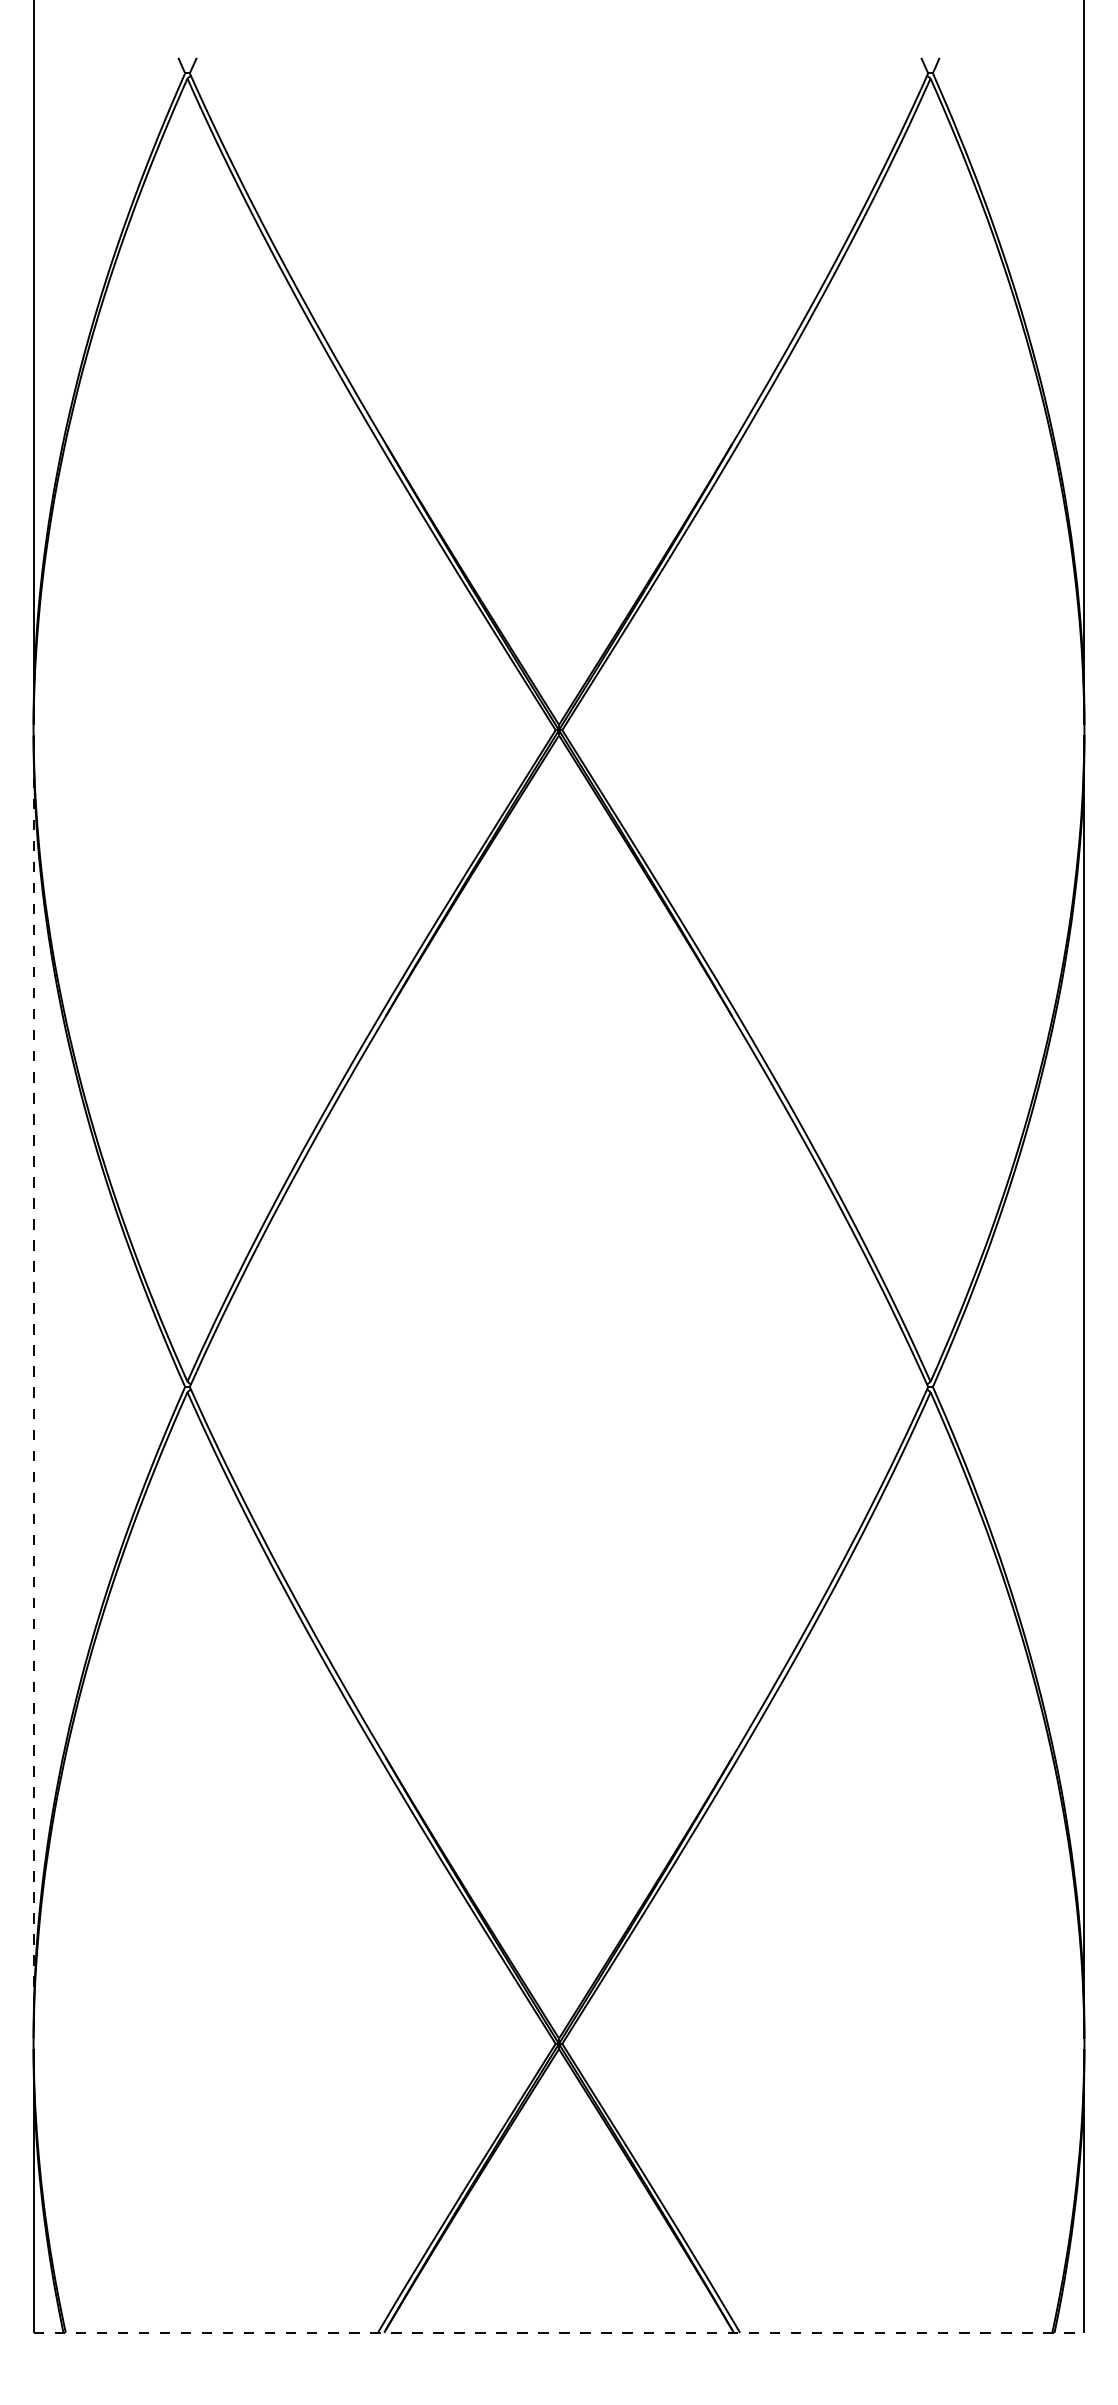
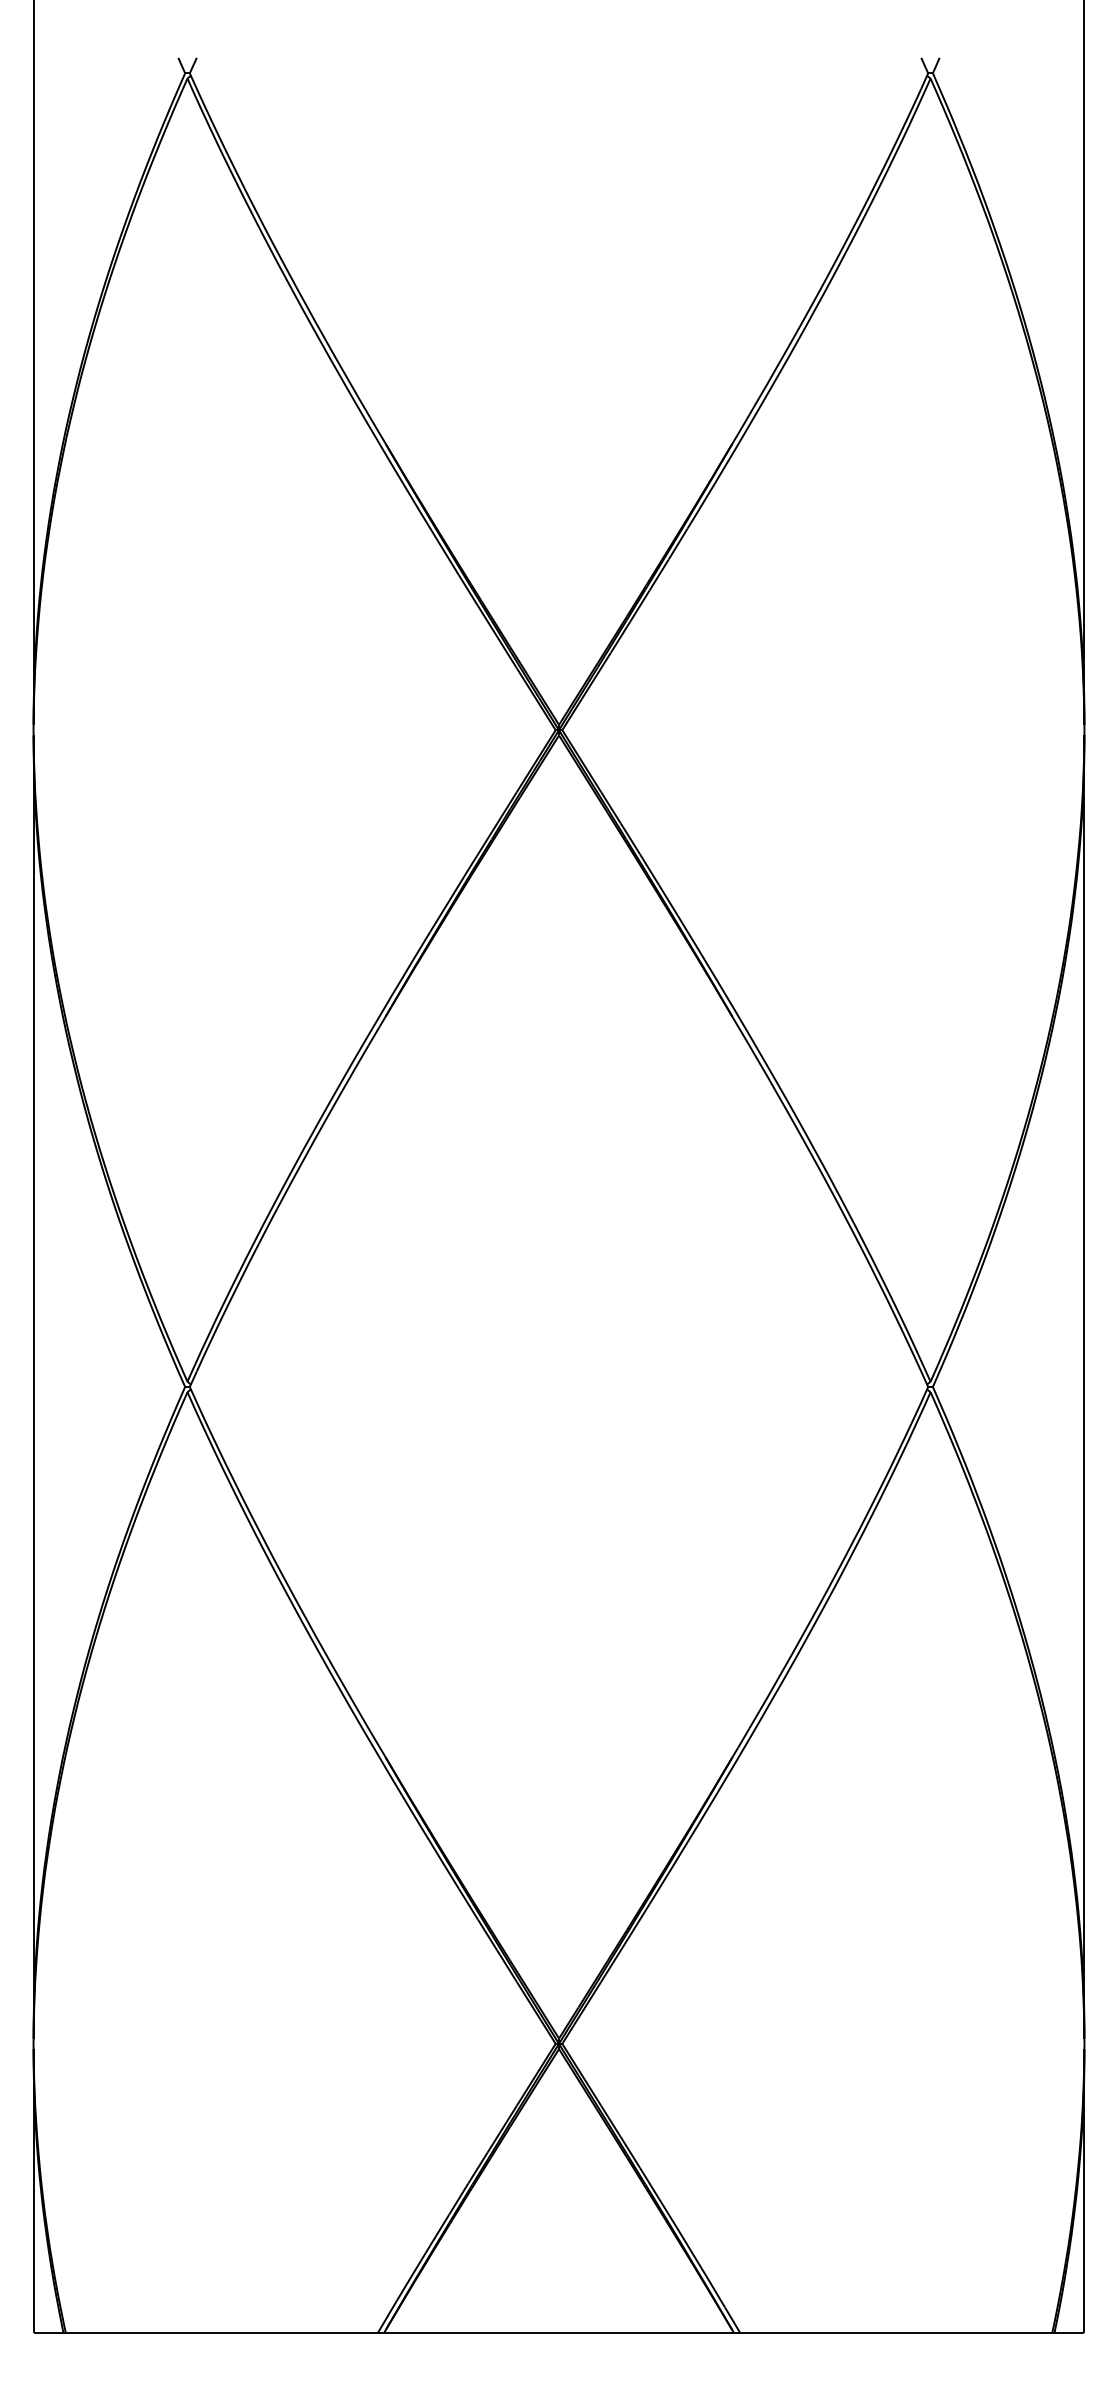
line: dashed -> solid (33, 1387)
line: dashed -> solid (559, 2332)
